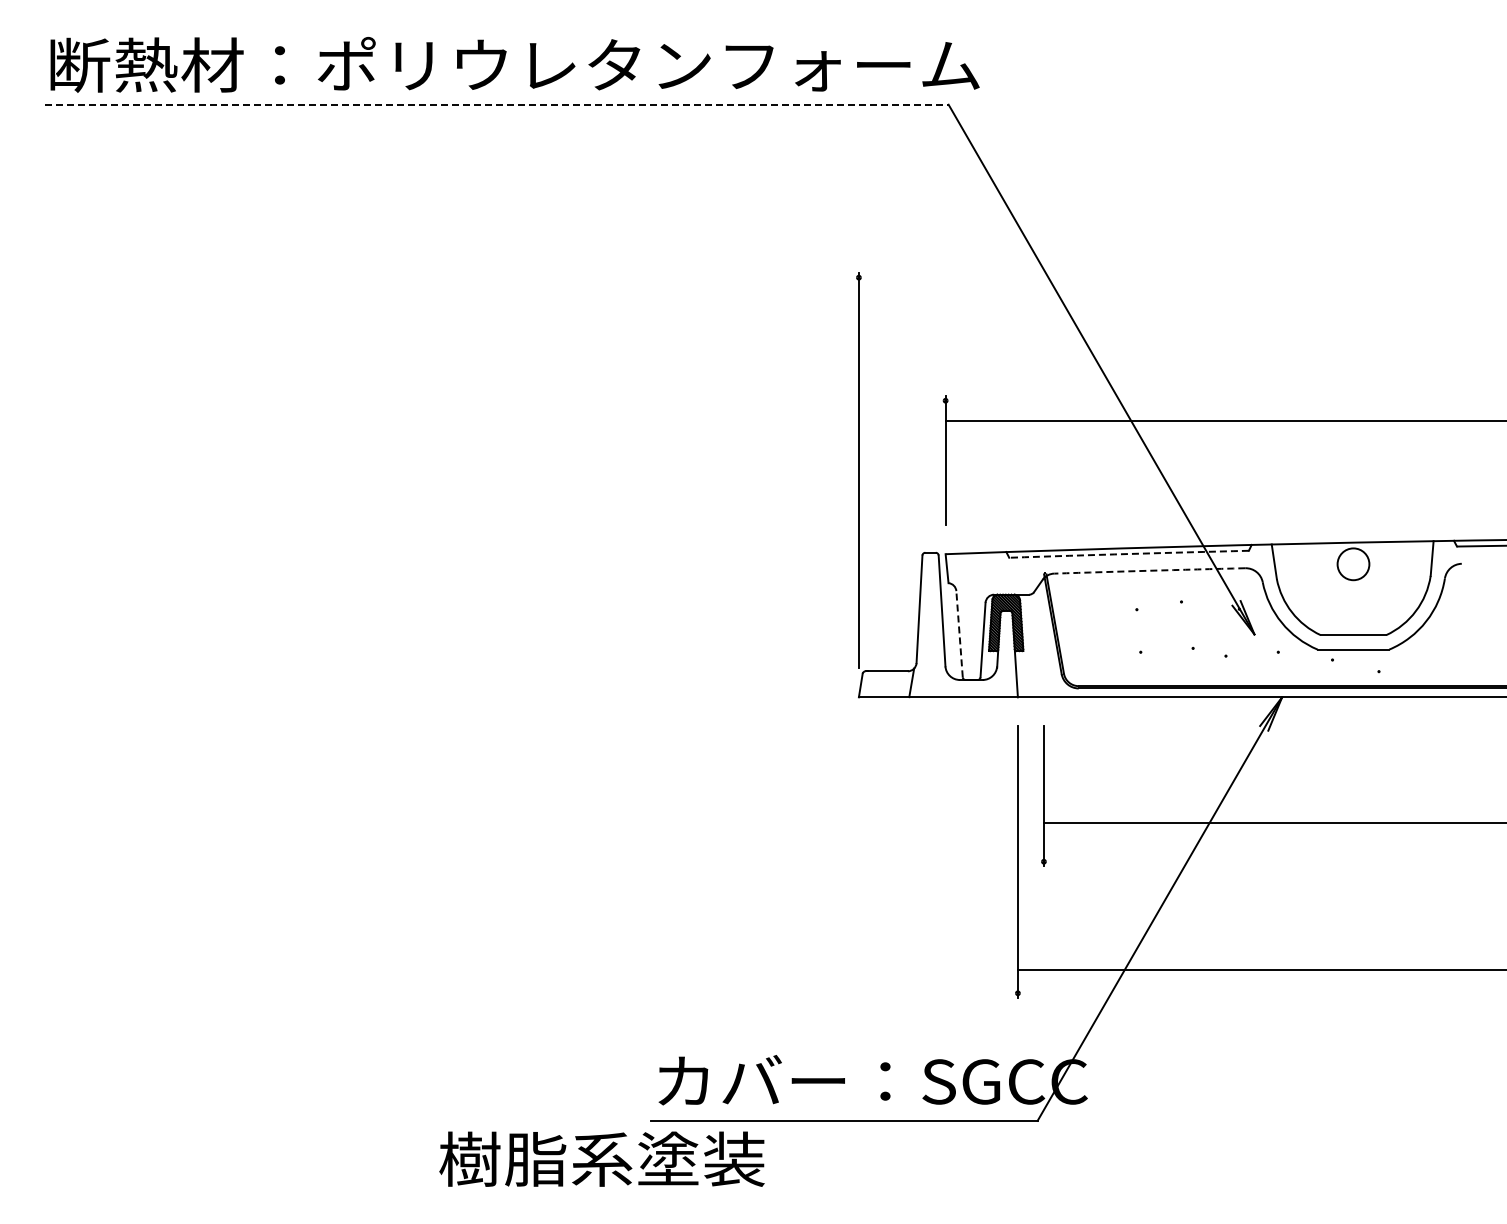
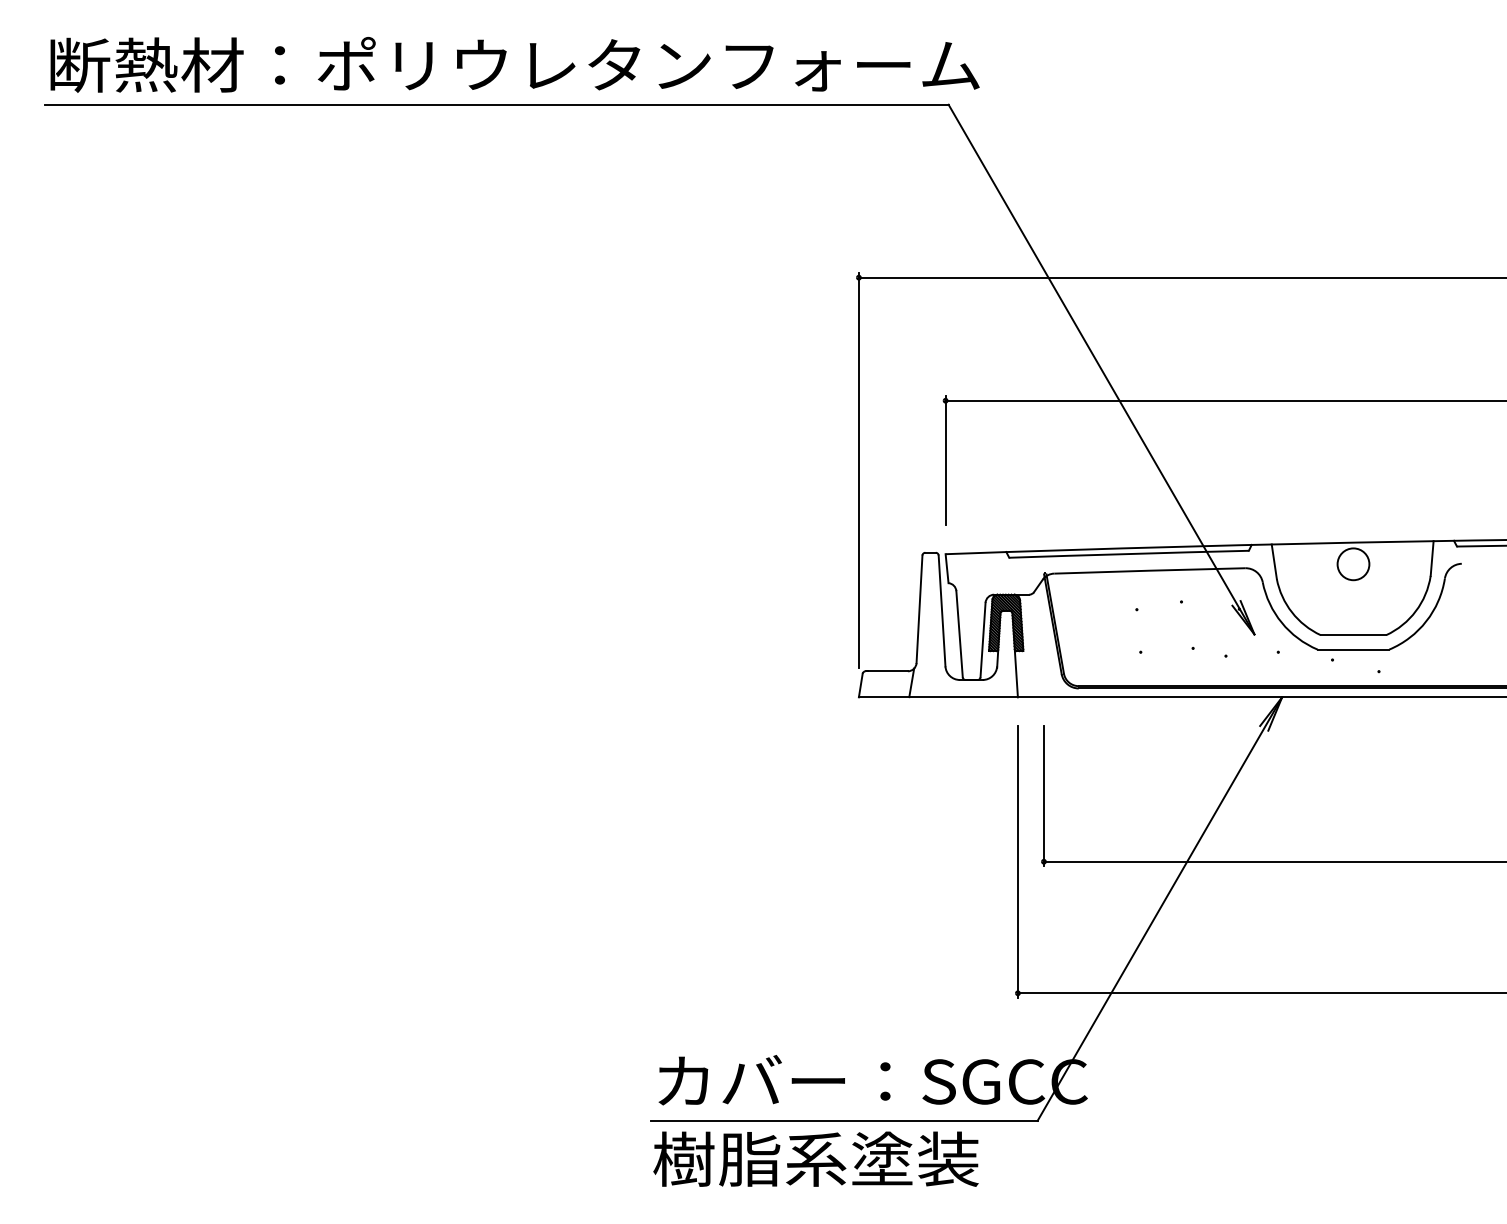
line: dashed -> solid (496, 104)
line: none -> present (1180, 277)
line position: (1224, 420) -> (1224, 400) (1224, 400)
arc: dashed -> solid (1129, 554)
arc: dashed -> solid (1149, 570)
line: dashed -> solid (959, 633)
line position: (1273, 822) -> (1273, 861) (1273, 861)
line position: (1260, 970) -> (1260, 993) (1260, 993)
text position: (601, 1158) -> (815, 1158) (815, 1158)
